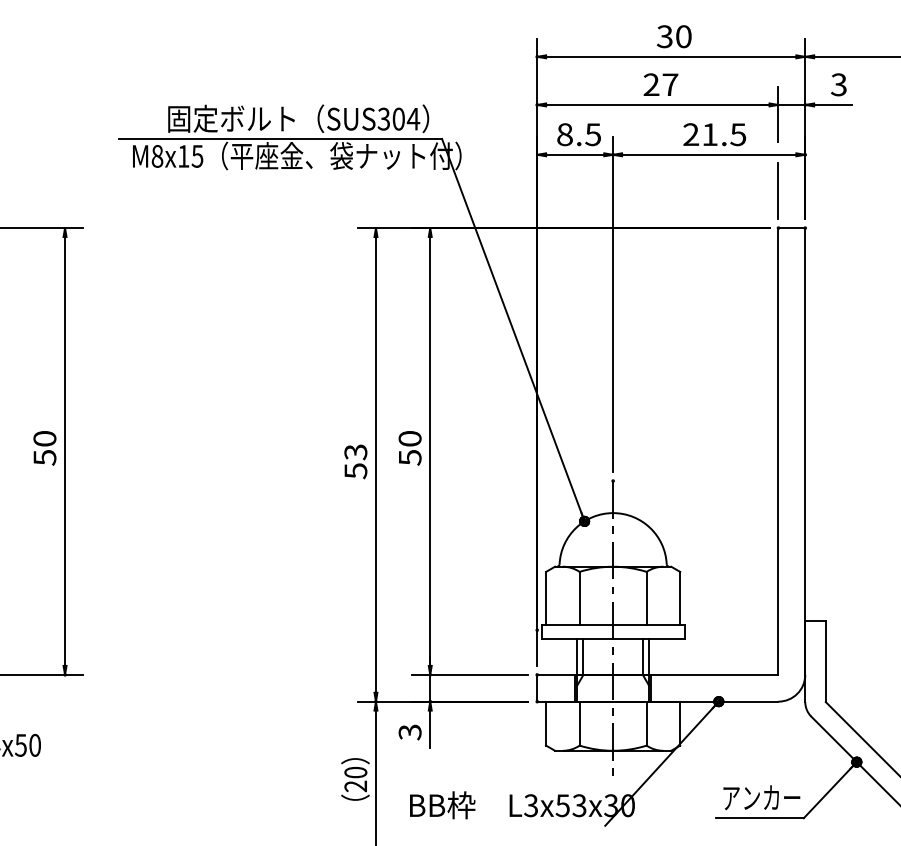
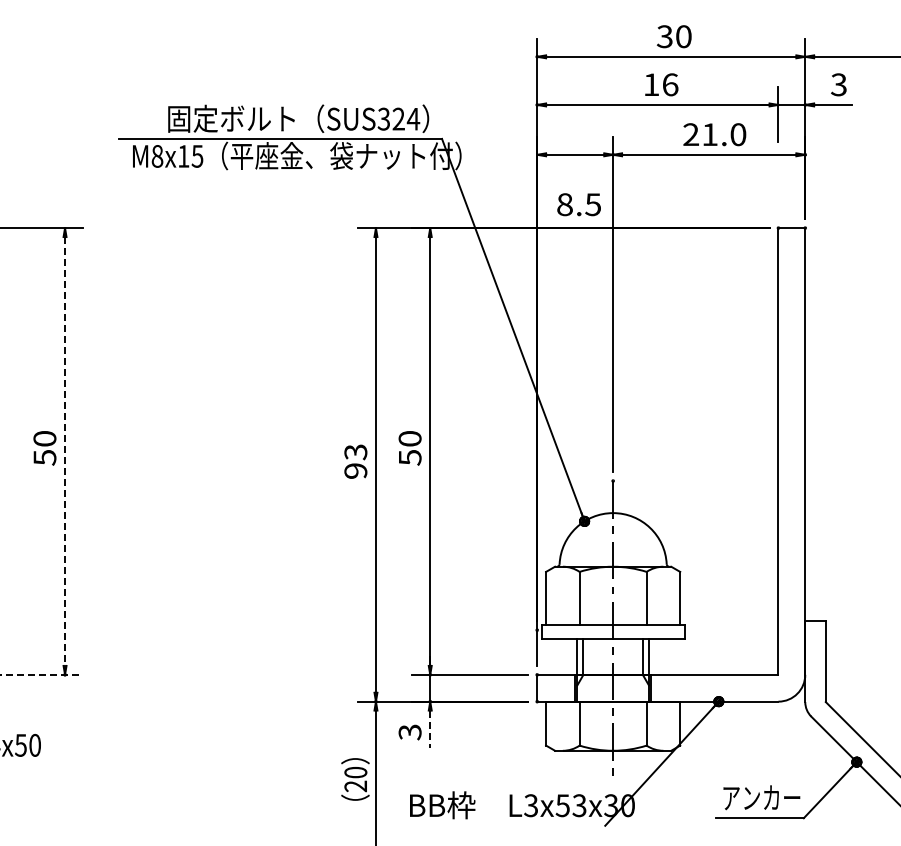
text: 27 -> 16 (660, 84)
text: SUS304 -> SUS324 (398, 118)
text position: (578, 134) -> (578, 204) (578, 204)
text: 21.5 -> 21.0 (738, 134)
line: present -> none (778, 190)
line: solid -> dashed (65, 451)
text: 53 -> 93 (355, 471)
line: solid -> dashed (42, 674)
line: solid -> dashed (430, 729)
